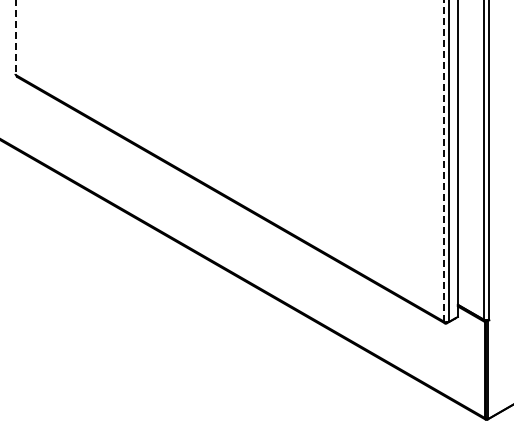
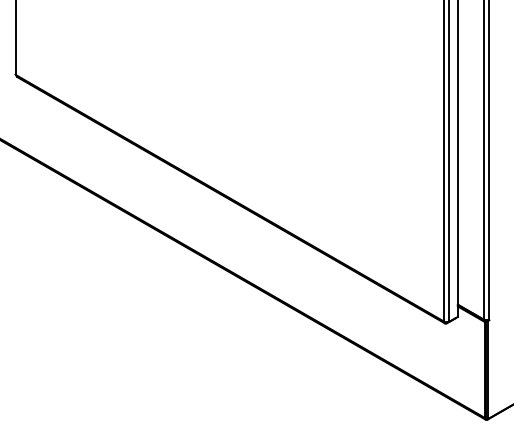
line: dashed -> solid (16, 38)
line: dashed -> solid (444, 160)
